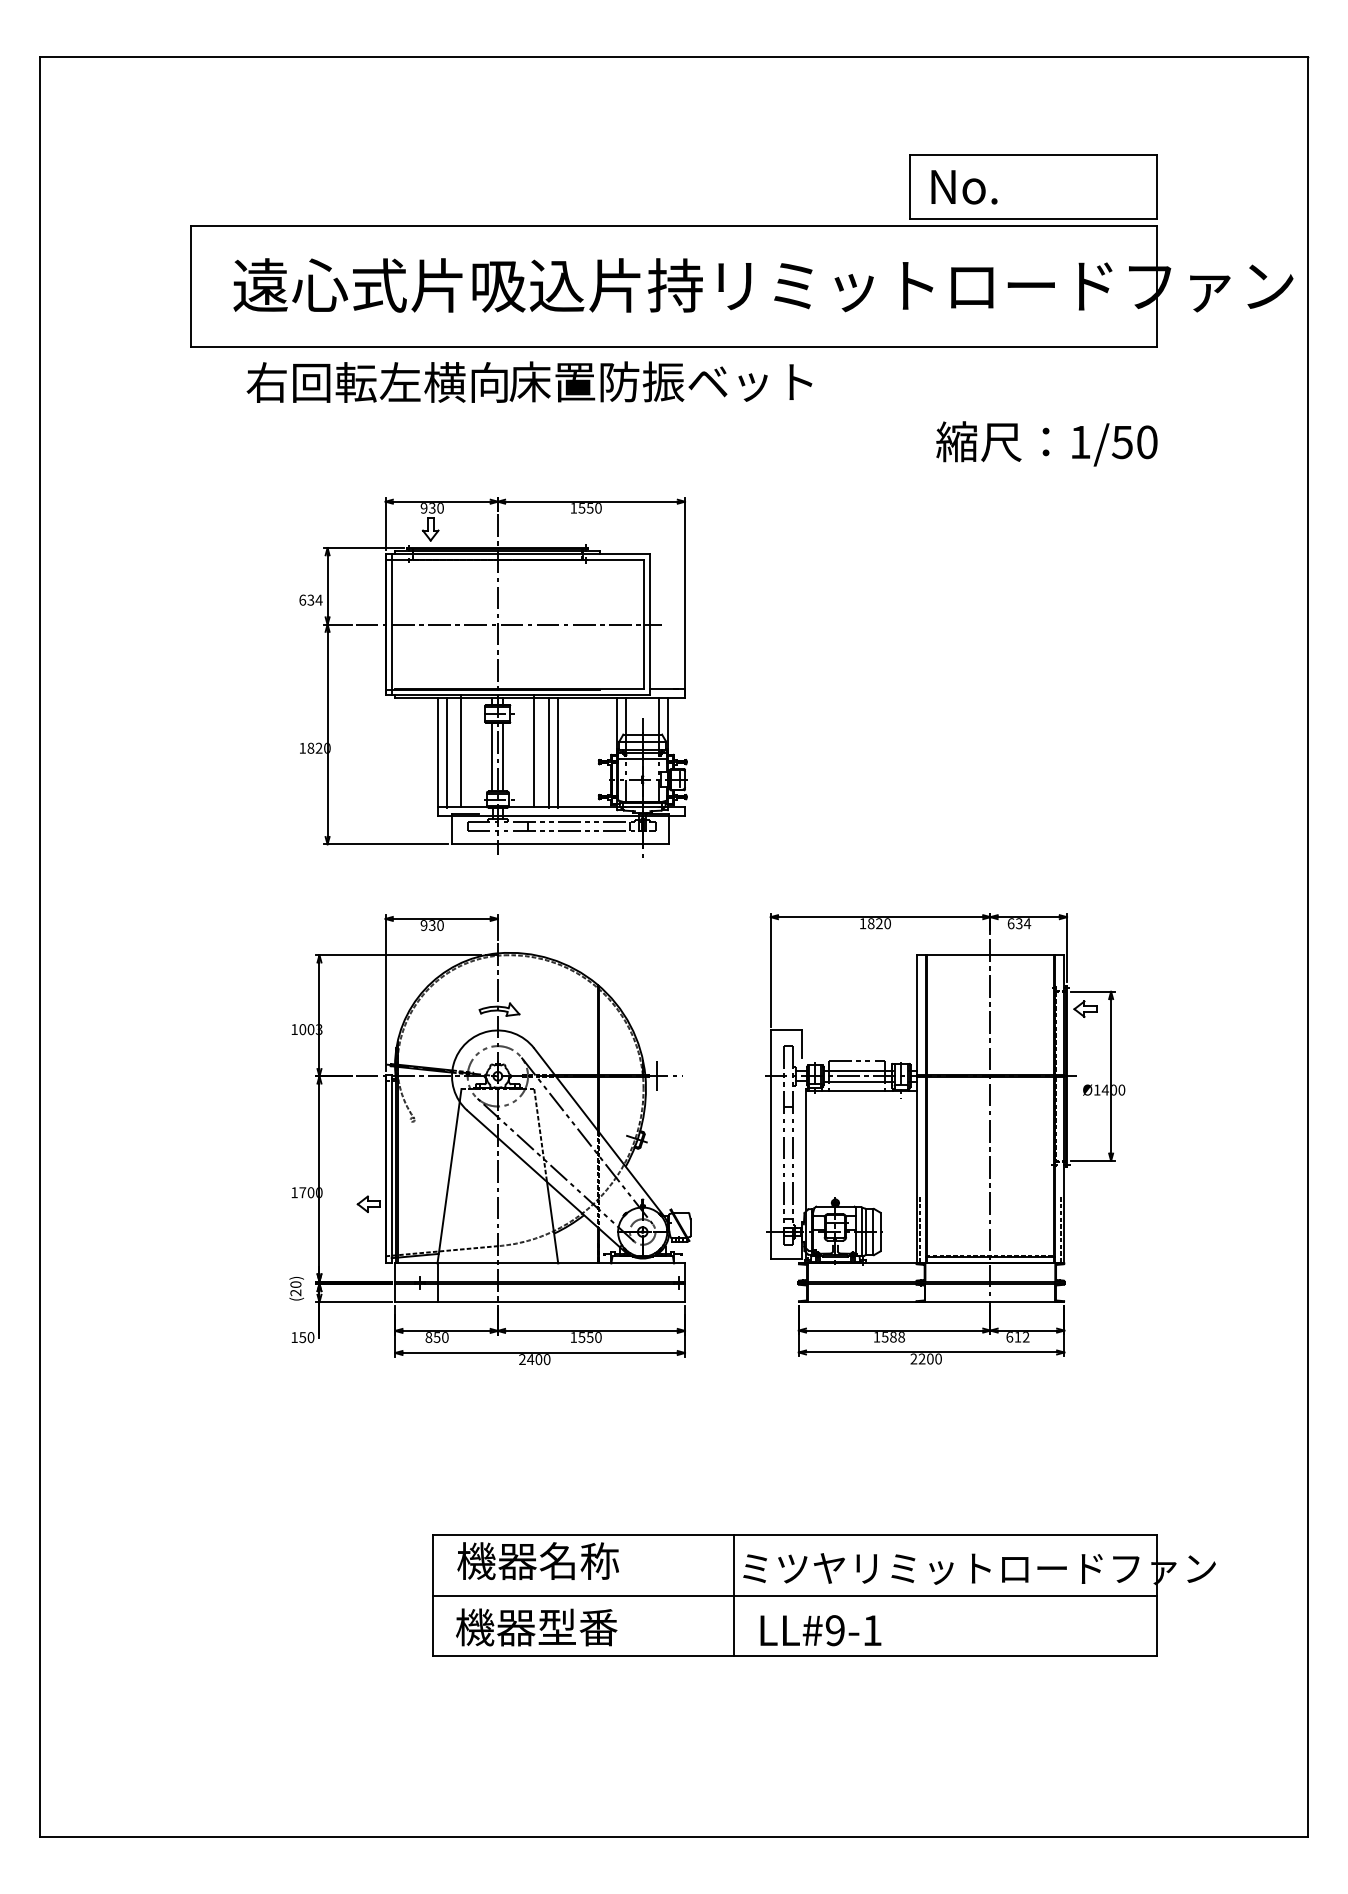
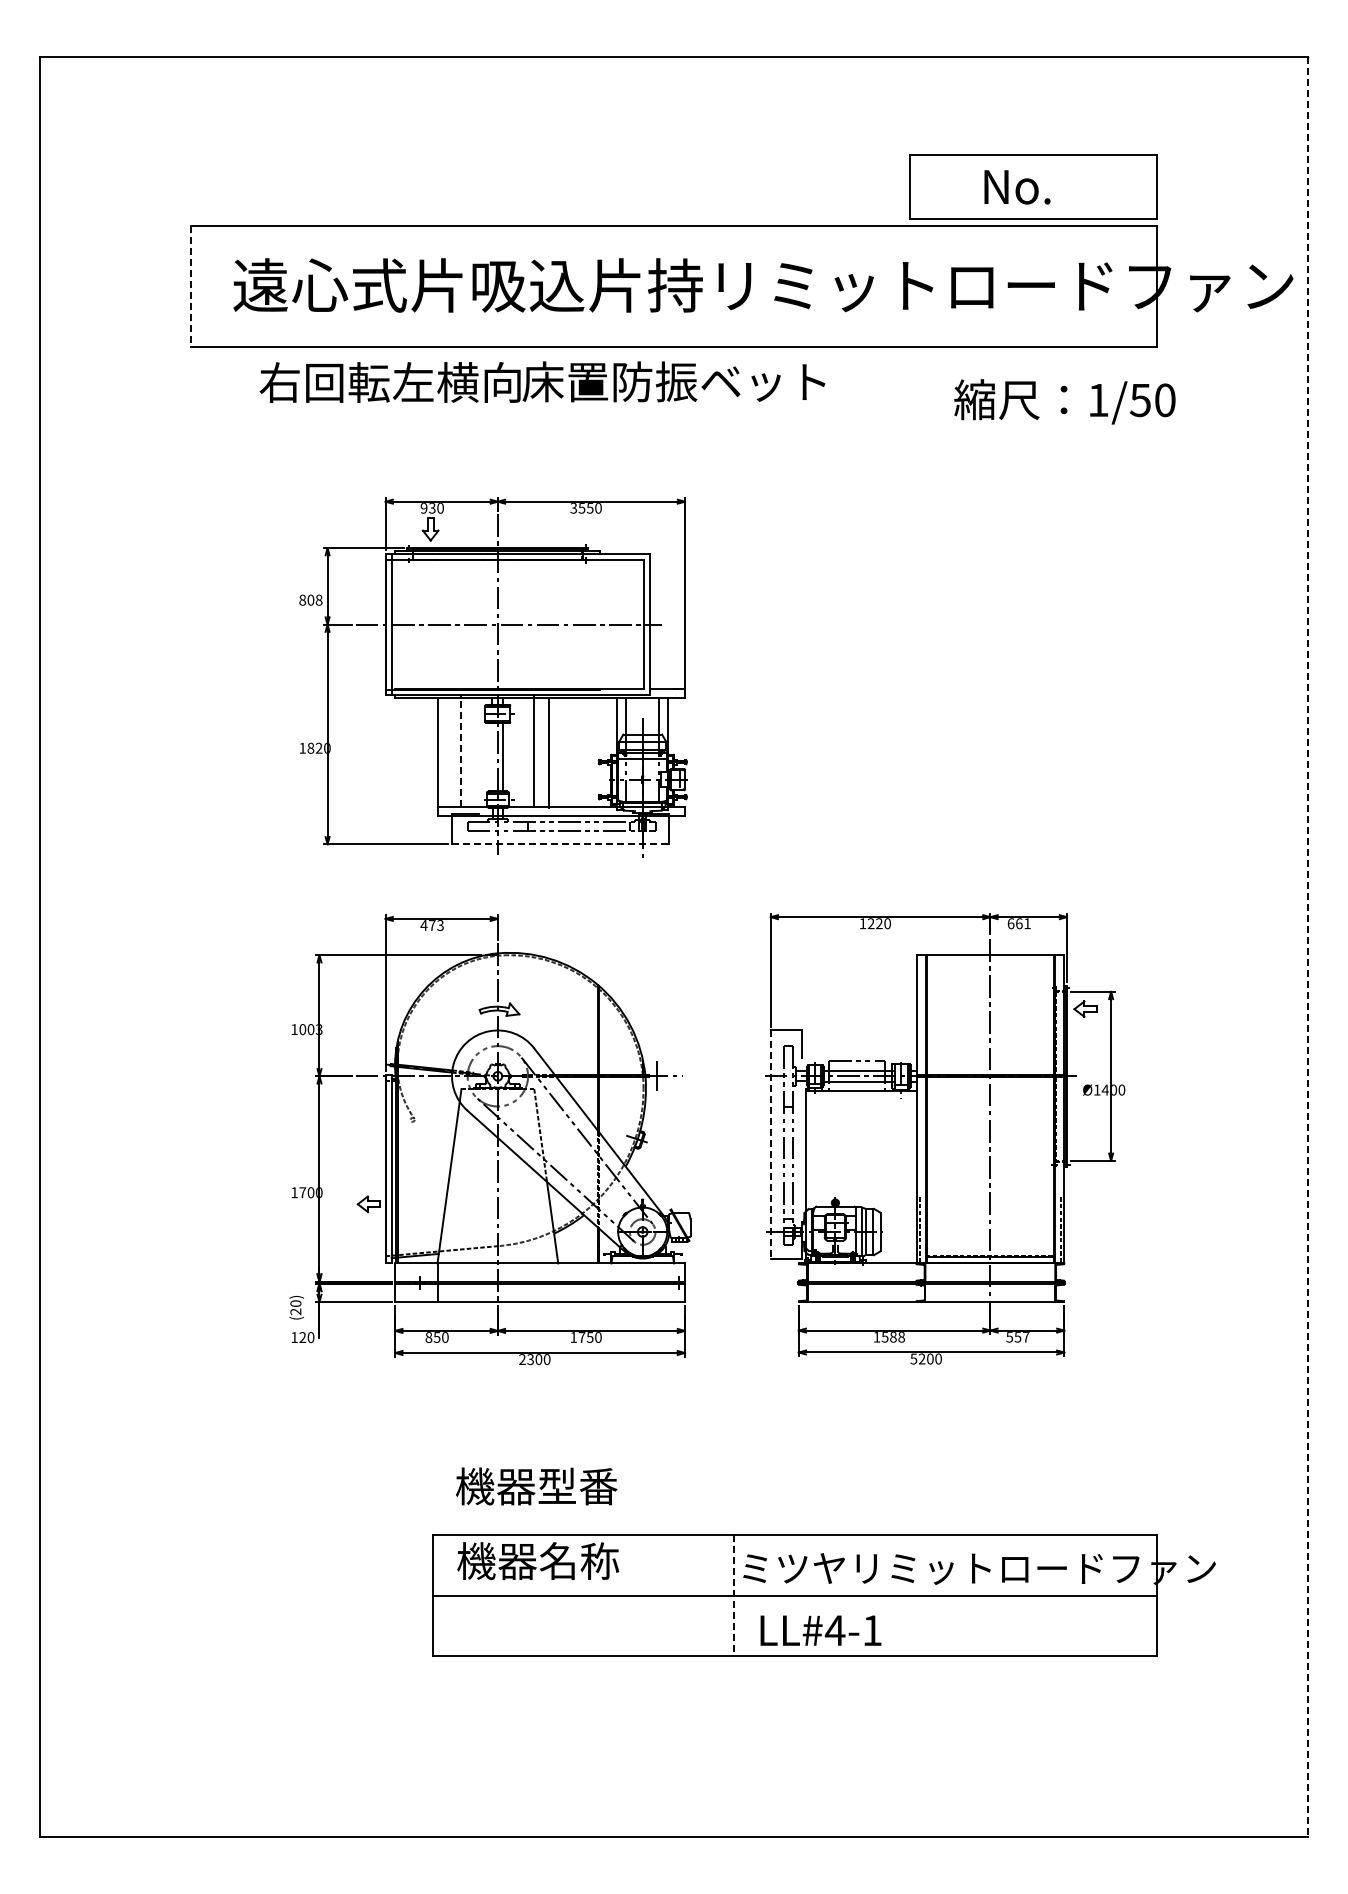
text position: (964, 187) -> (1017, 187) (1017, 187)
line: solid -> dashed (191, 287)
text position: (529, 381) -> (542, 381) (542, 381)
text position: (1046, 443) -> (1064, 401) (1064, 401)
text: 1550 -> 3550 (573, 508)
text: 634 -> 808 (310, 599)
line: solid -> dashed (461, 750)
line: present -> none (446, 753)
line: present -> none (558, 753)
line: present -> none (492, 756)
line: solid -> dashed (560, 844)
text: 1820 -> 1220 (870, 923)
text: 634 -> 661 (1023, 923)
text: 930 -> 473 (431, 925)
line: solid -> dashed (1307, 947)
line: solid -> dashed (770, 1145)
text position: (296, 1288) -> (296, 1307) (296, 1307)
text: 150 -> 120 (302, 1337)
text: 1550 -> 1750 (581, 1337)
text: 612 -> 557 (1017, 1337)
text: 2200 -> 5200 (913, 1358)
text: 2400 -> 2300 (530, 1359)
line: solid -> dashed (734, 1596)
text position: (536, 1627) -> (536, 1486) (536, 1486)
text: LL#9-1 -> LL#4-1 (834, 1630)
